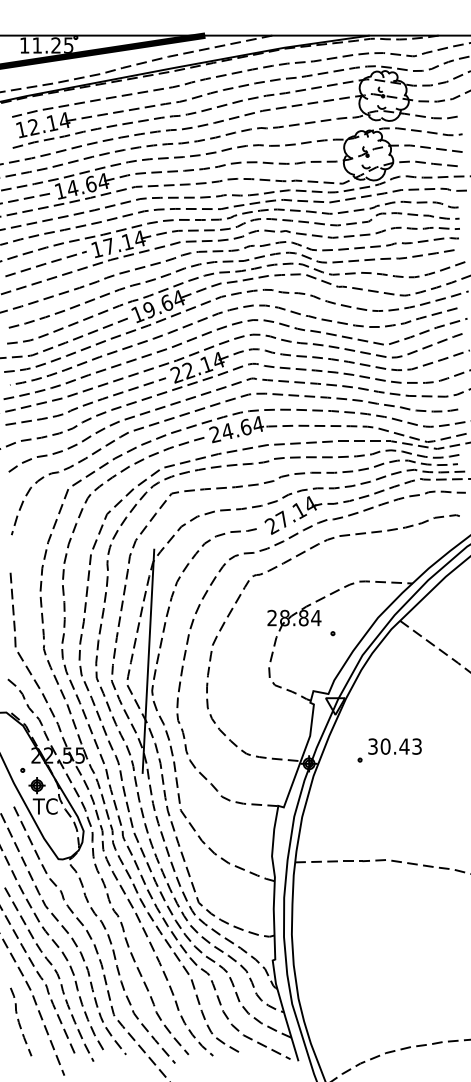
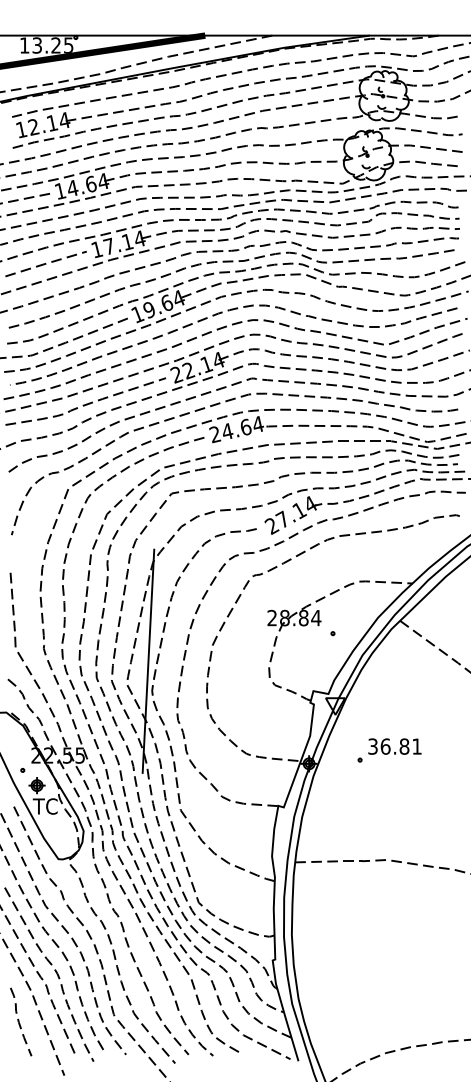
text: 11.25 -> 13.25 (36, 45)
text: 30.43 -> 36.81 (400, 746)
